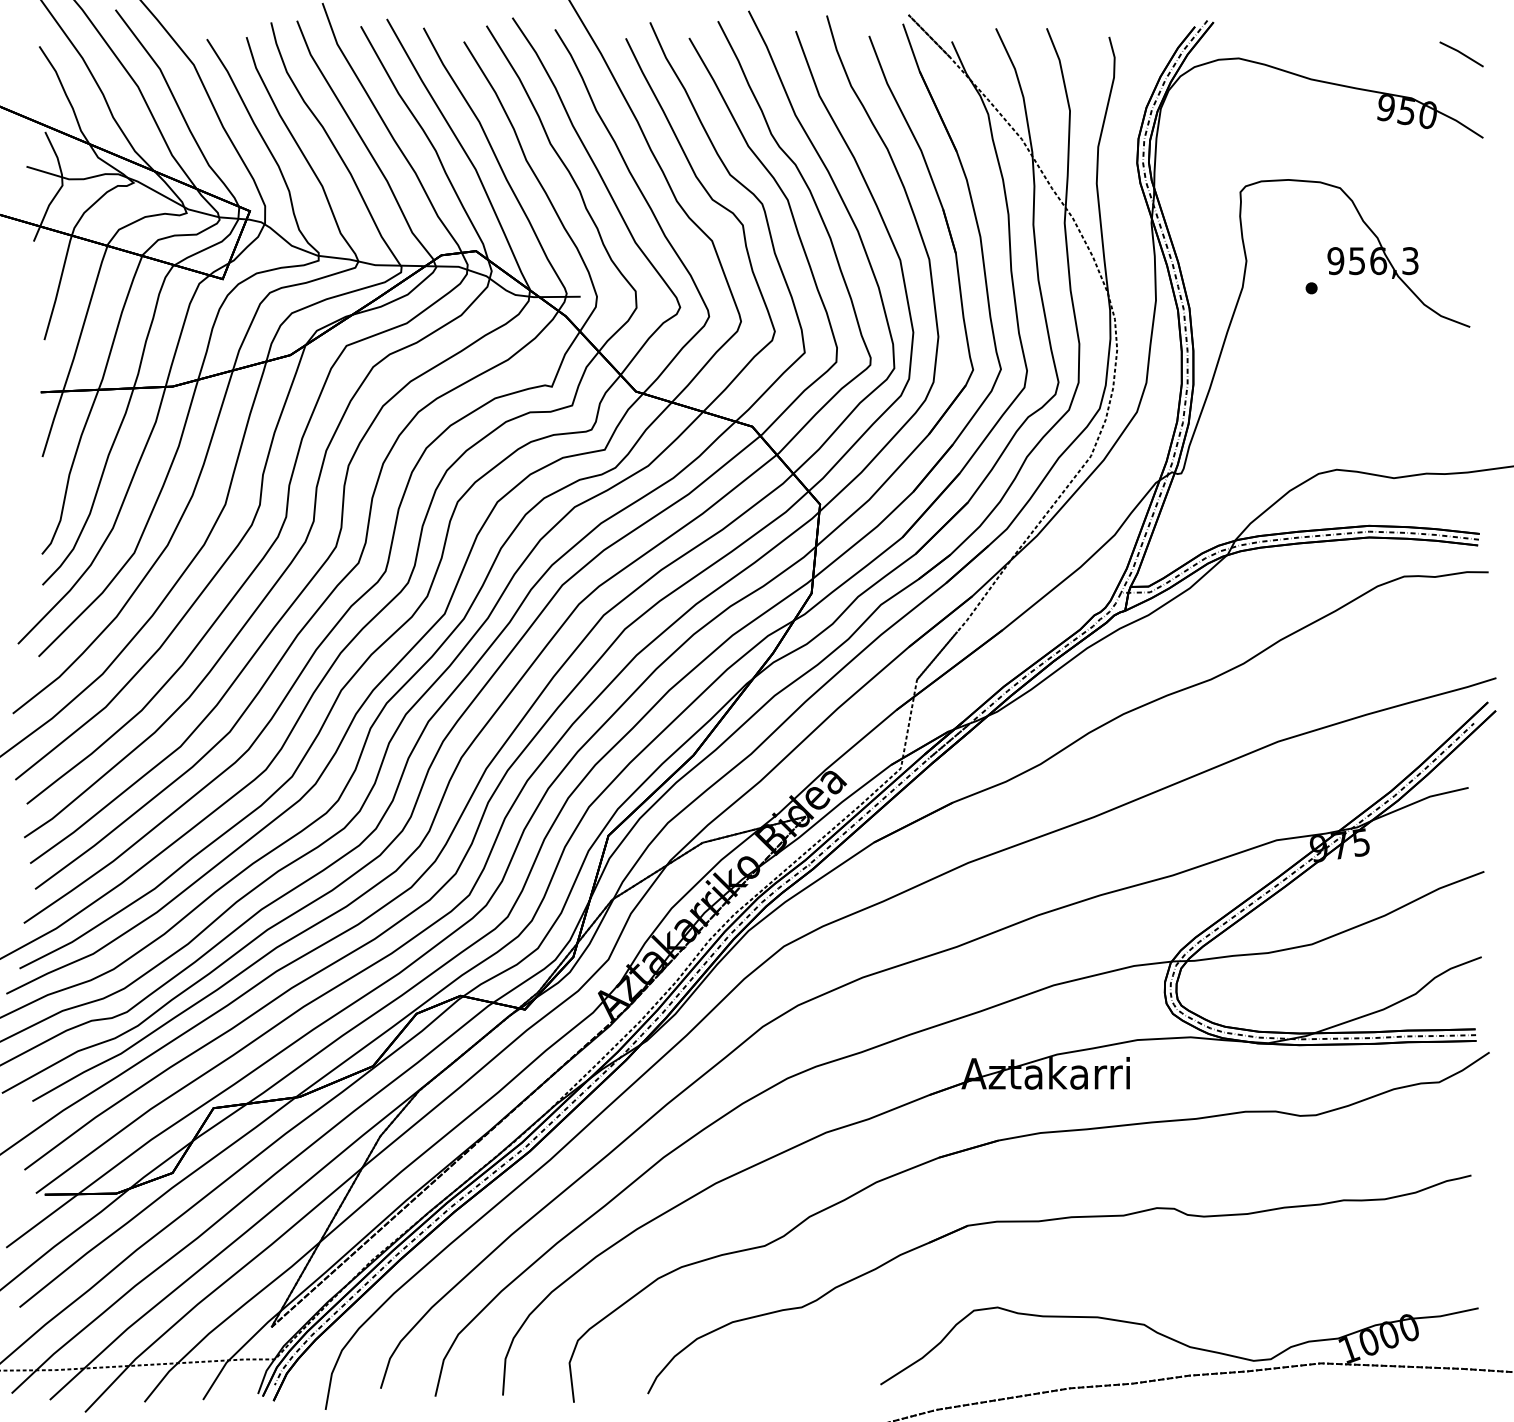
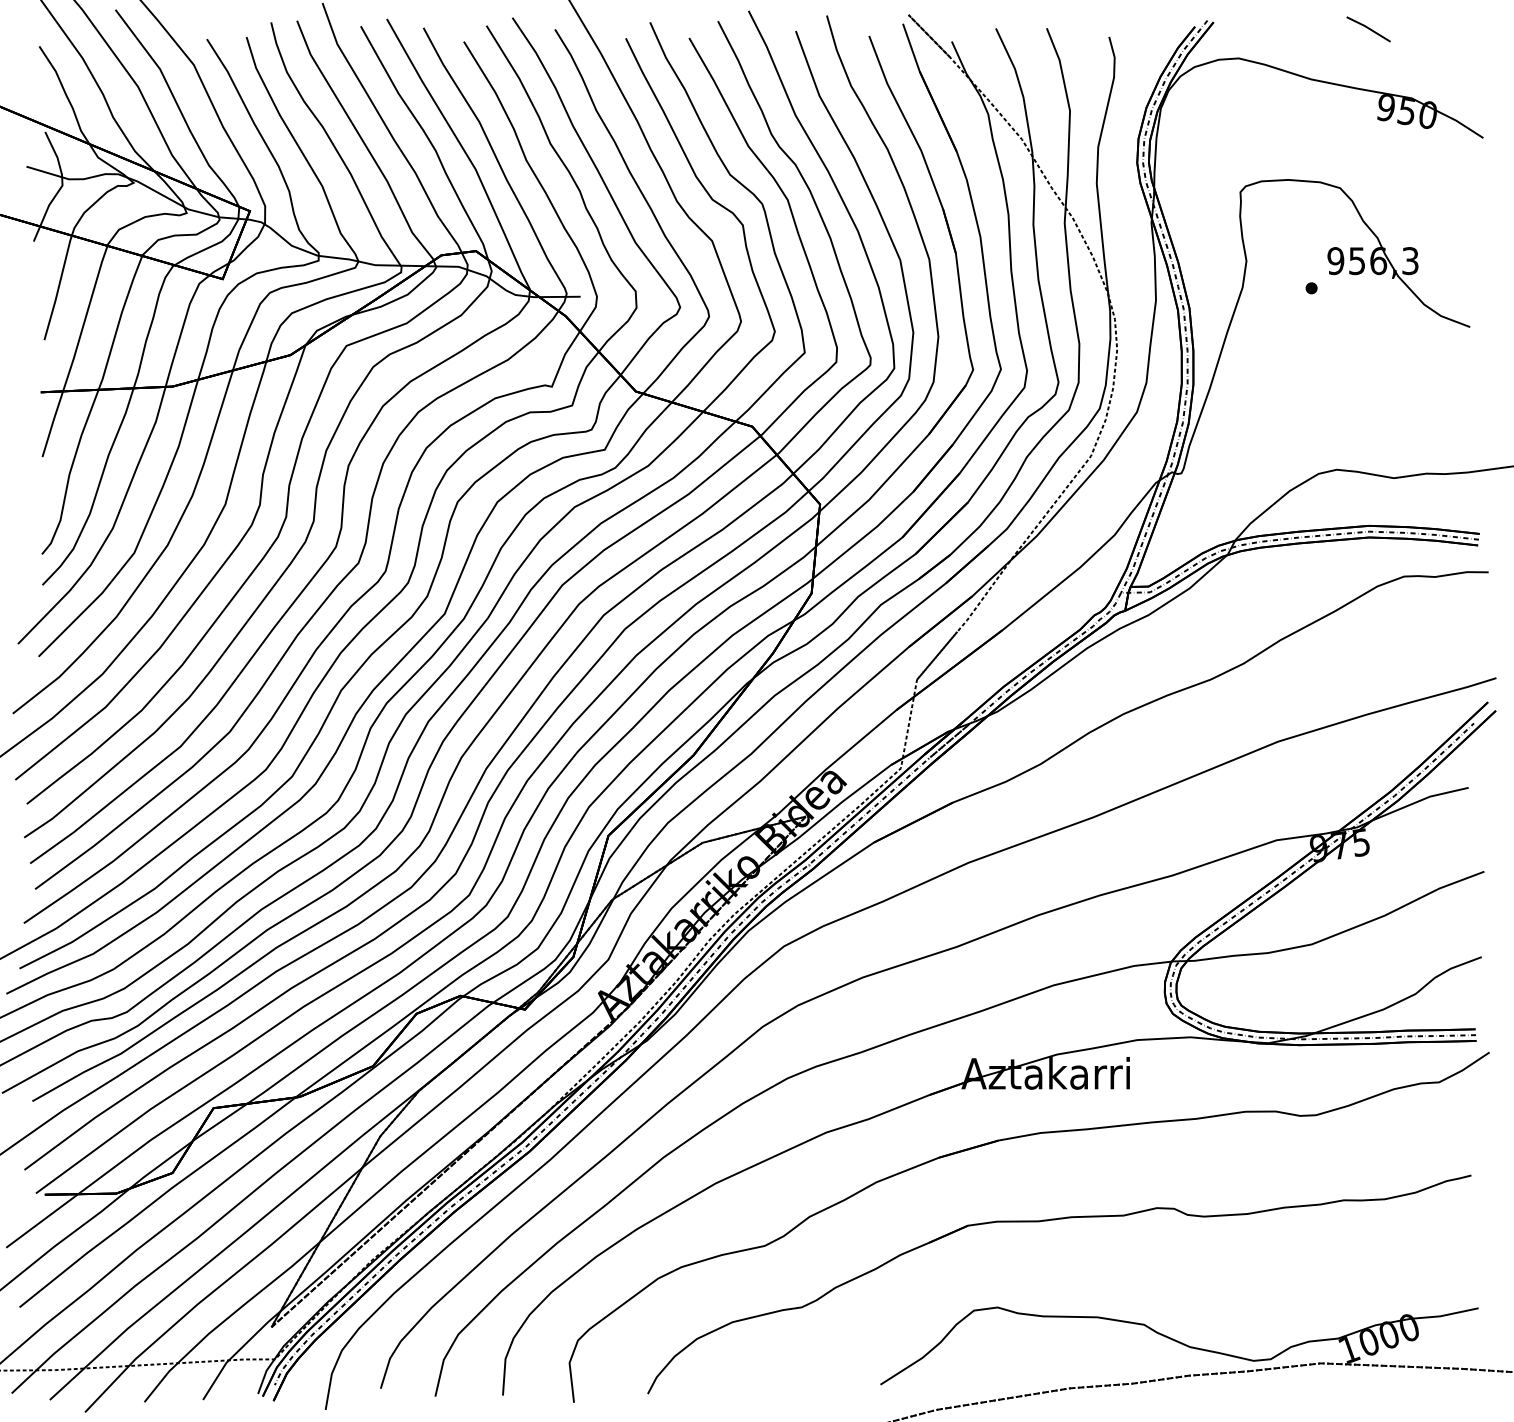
line position: (1461, 54) -> (1368, 29) (1368, 29)
